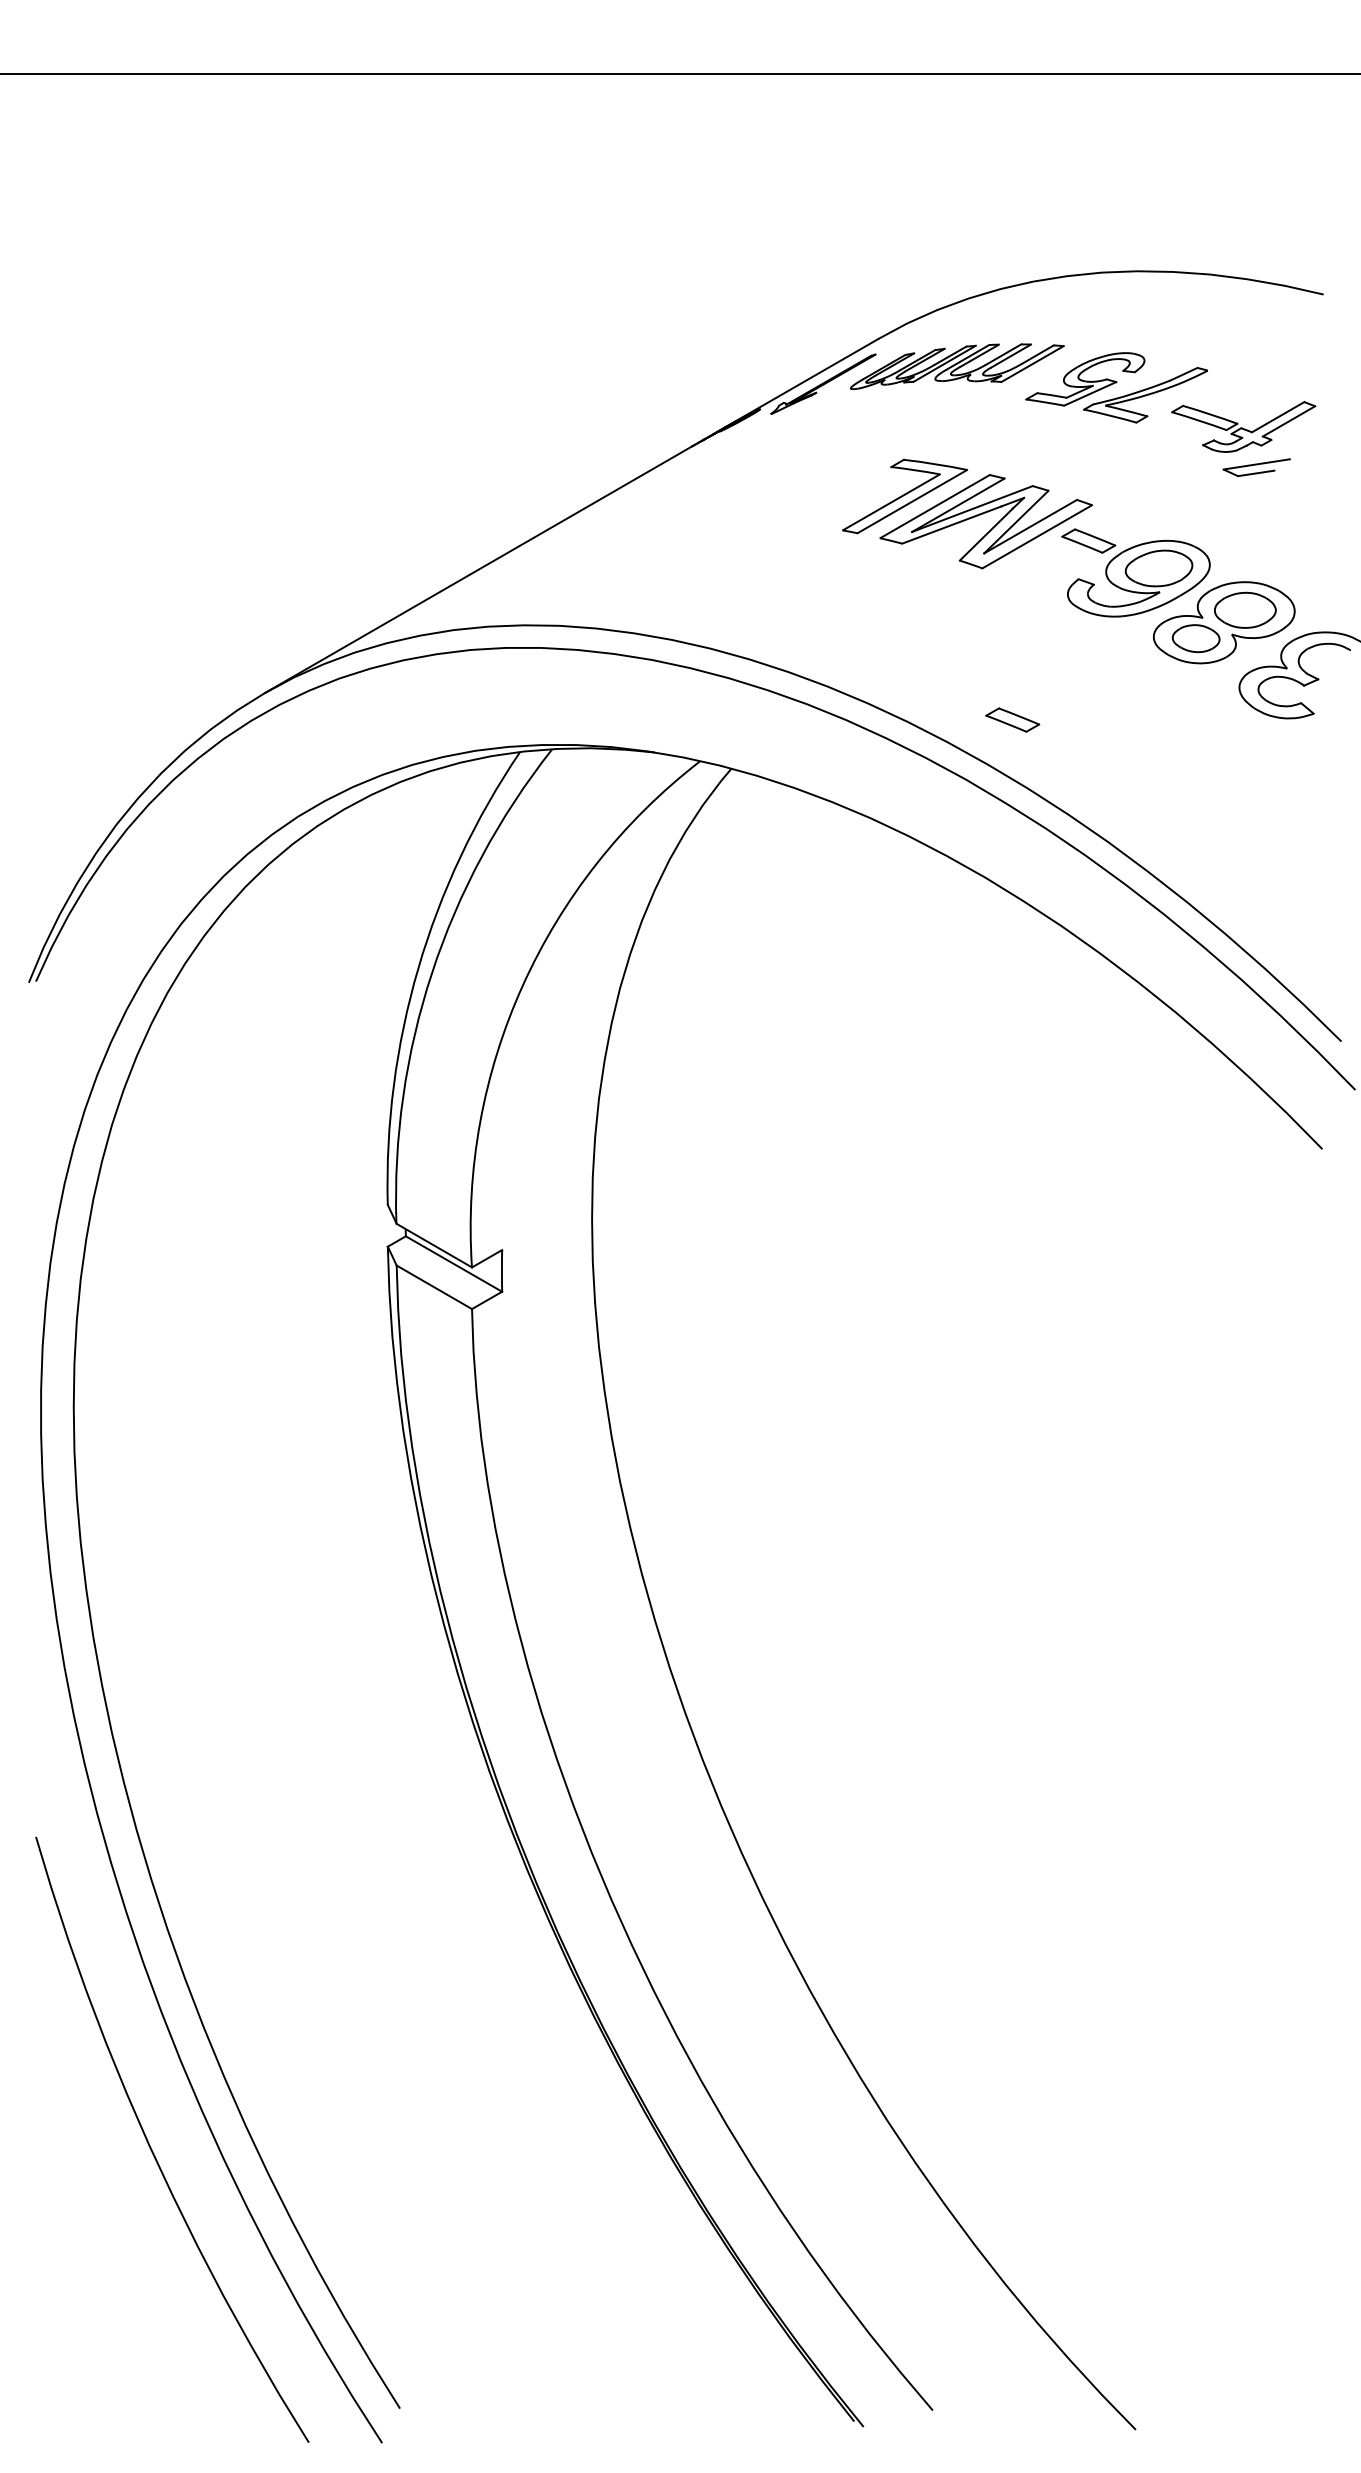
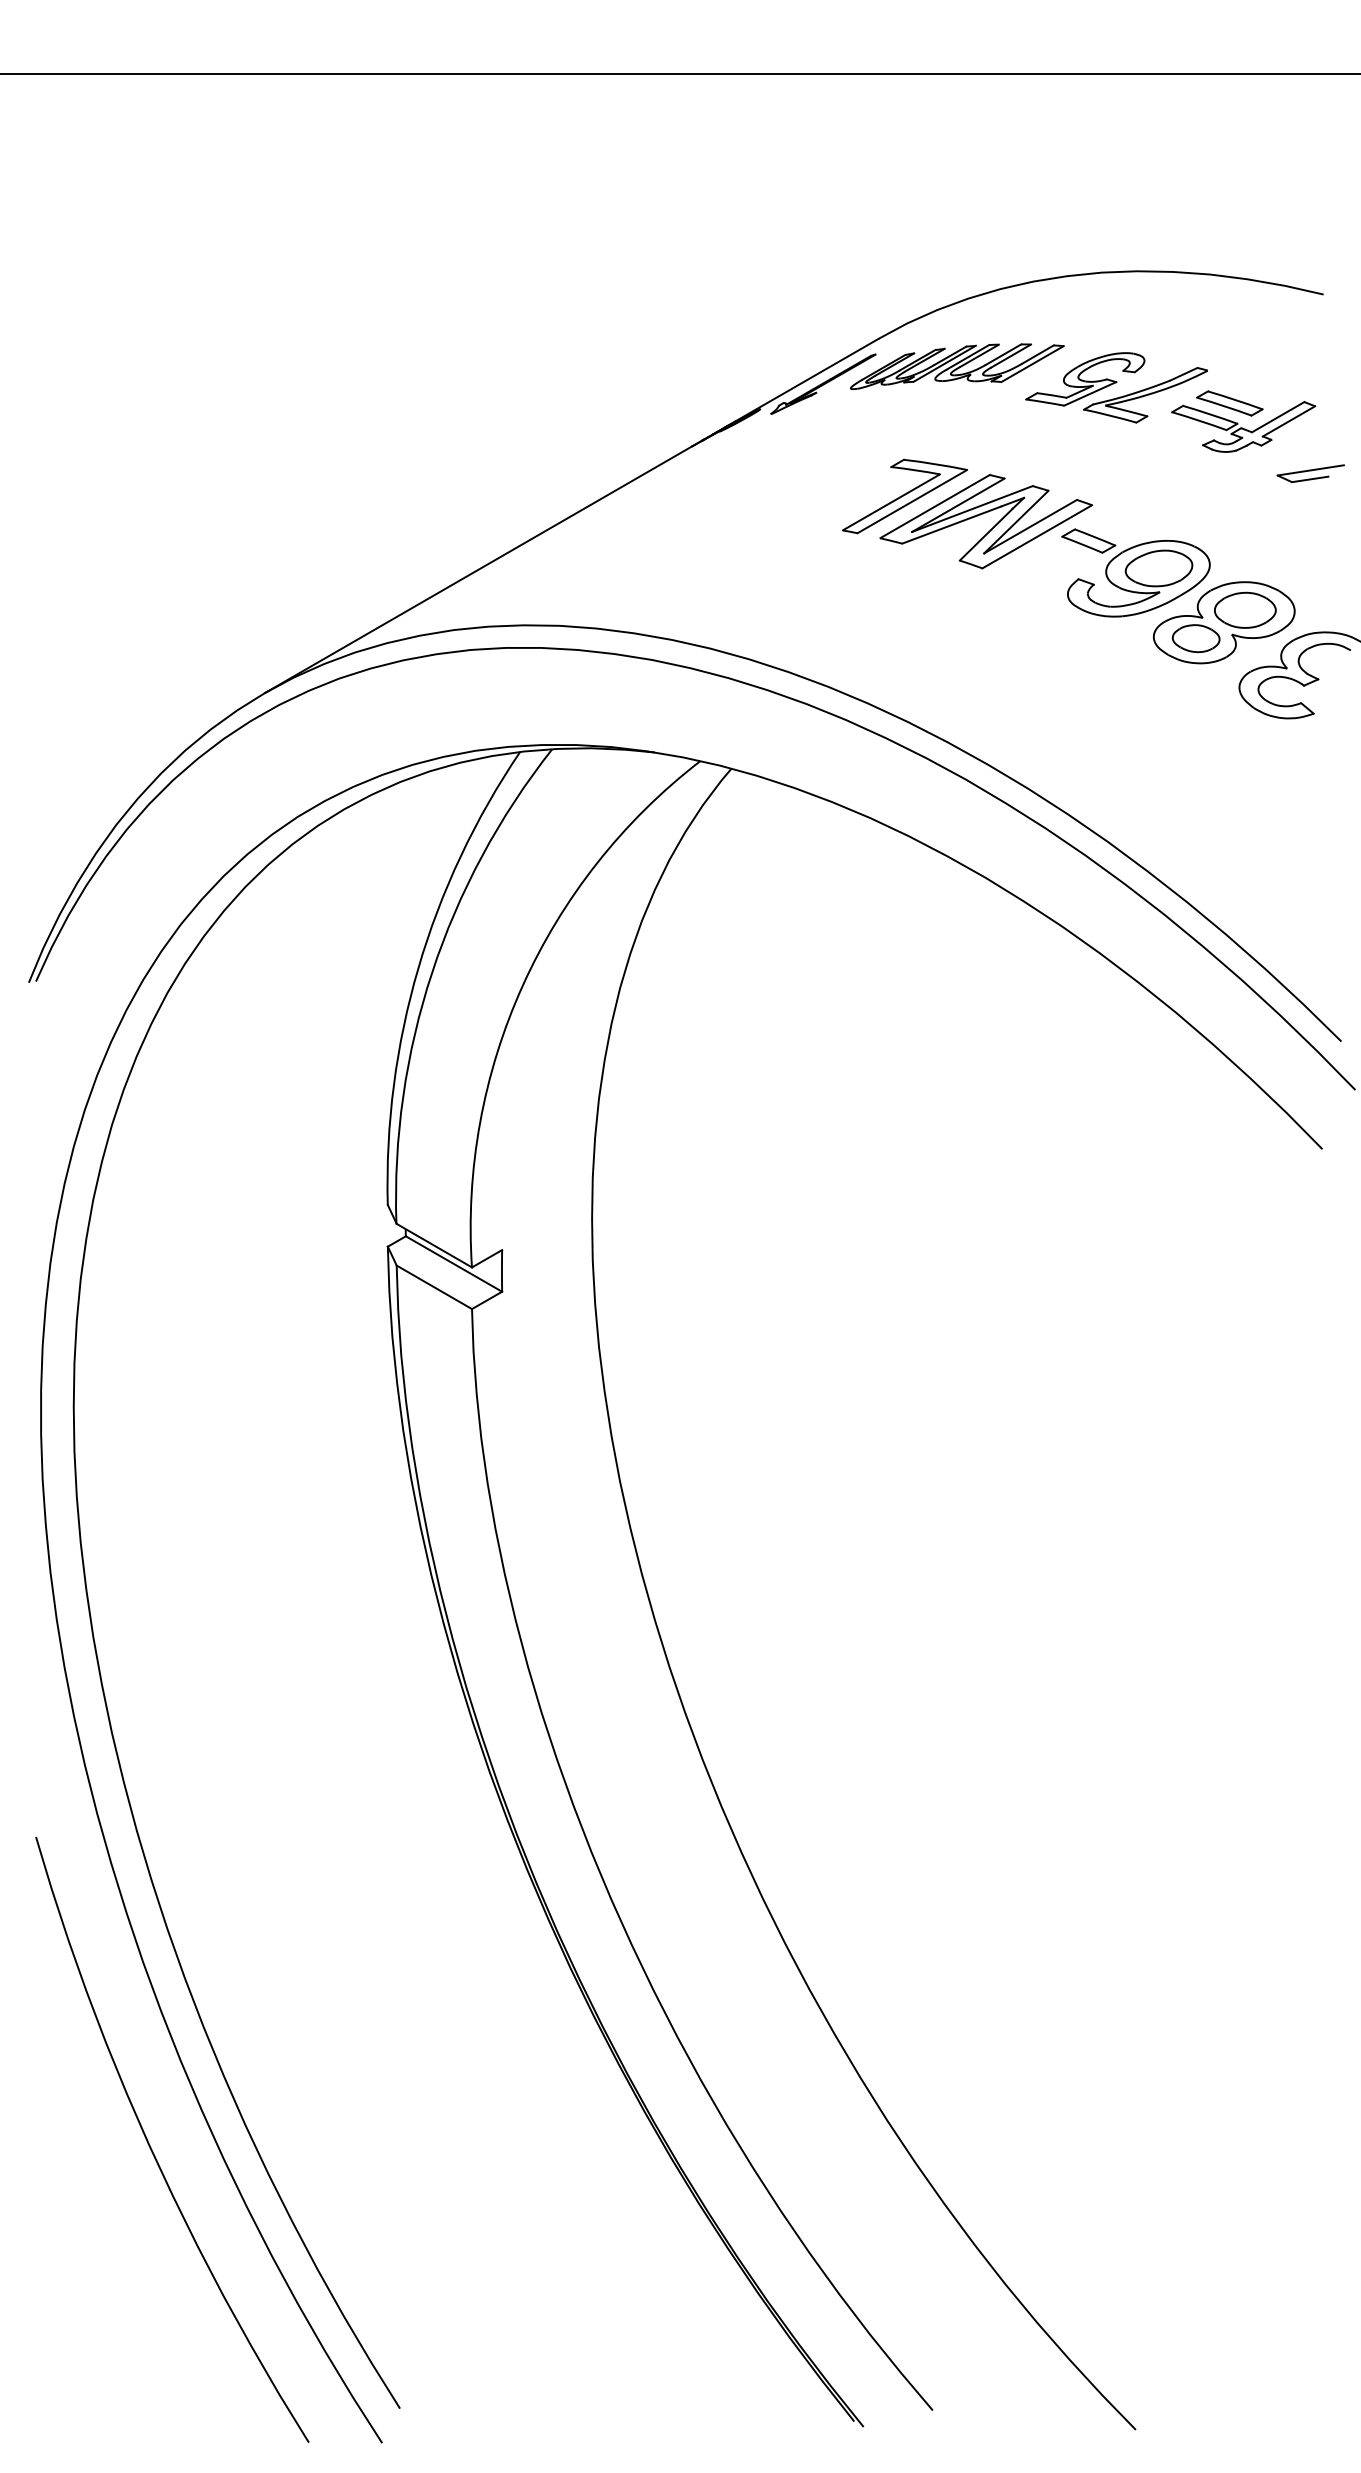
part: none -> present (1229, 403)
part position: (1256, 467) -> (1310, 473) (1310, 473)
part: present -> none (1012, 719)
